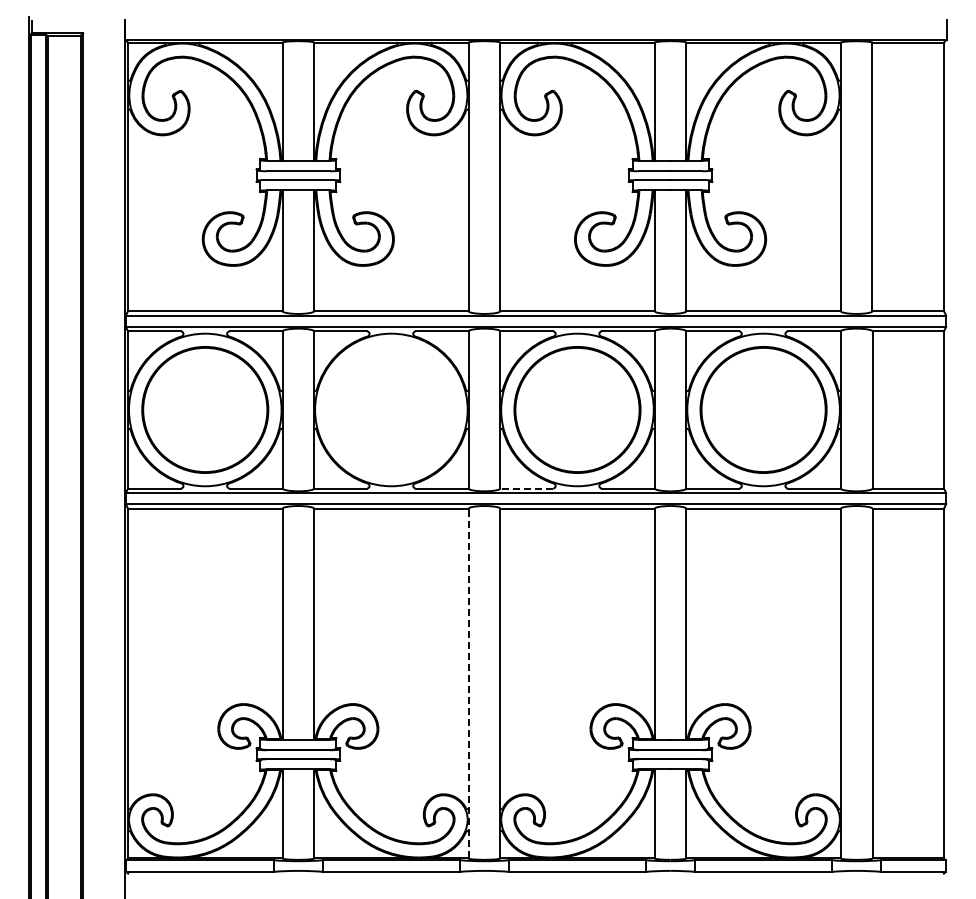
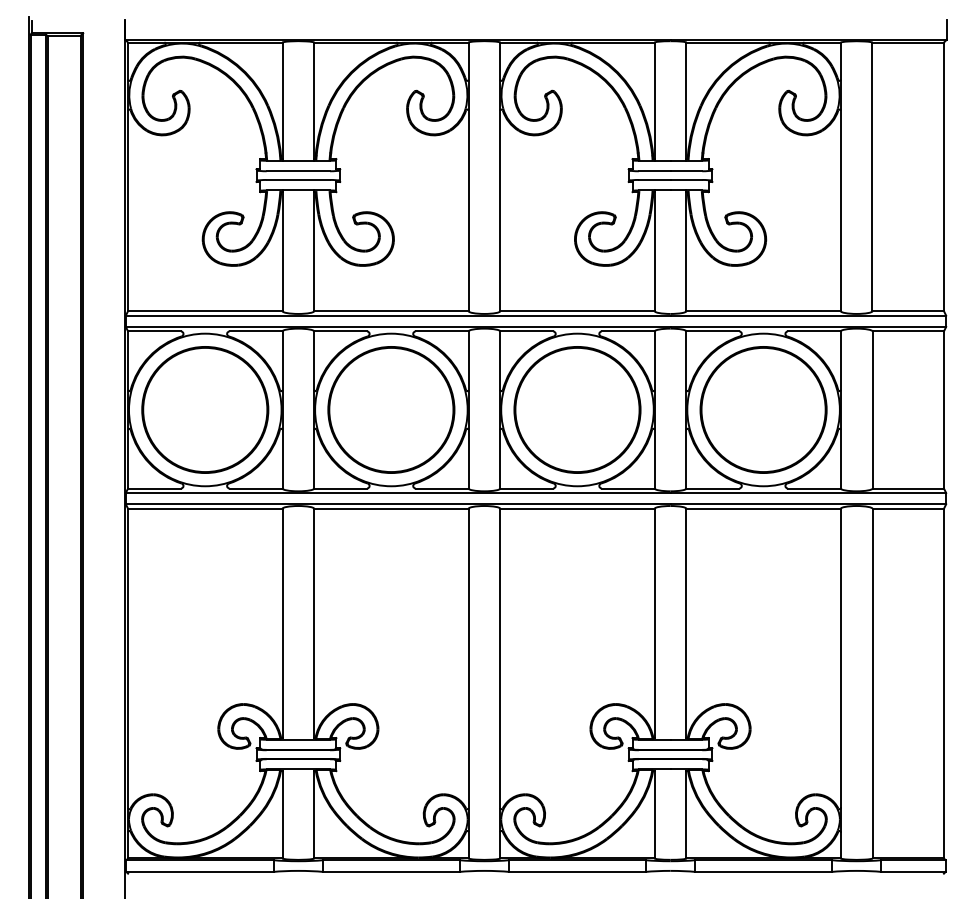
circle: none -> present (391, 409)
line: dashed -> solid (526, 488)
line: dashed -> solid (468, 683)
